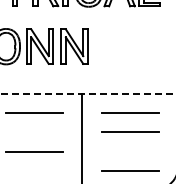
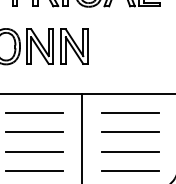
line: dashed -> solid (88, 93)
line: none -> present (34, 132)
line: none -> present (130, 151)
line: none -> present (34, 170)
